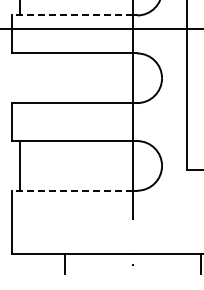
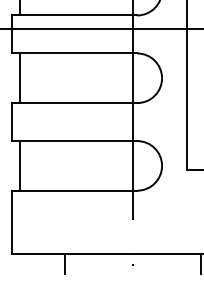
line: dashed -> solid (72, 15)
line: none -> present (19, 78)
line: dashed -> solid (72, 190)
